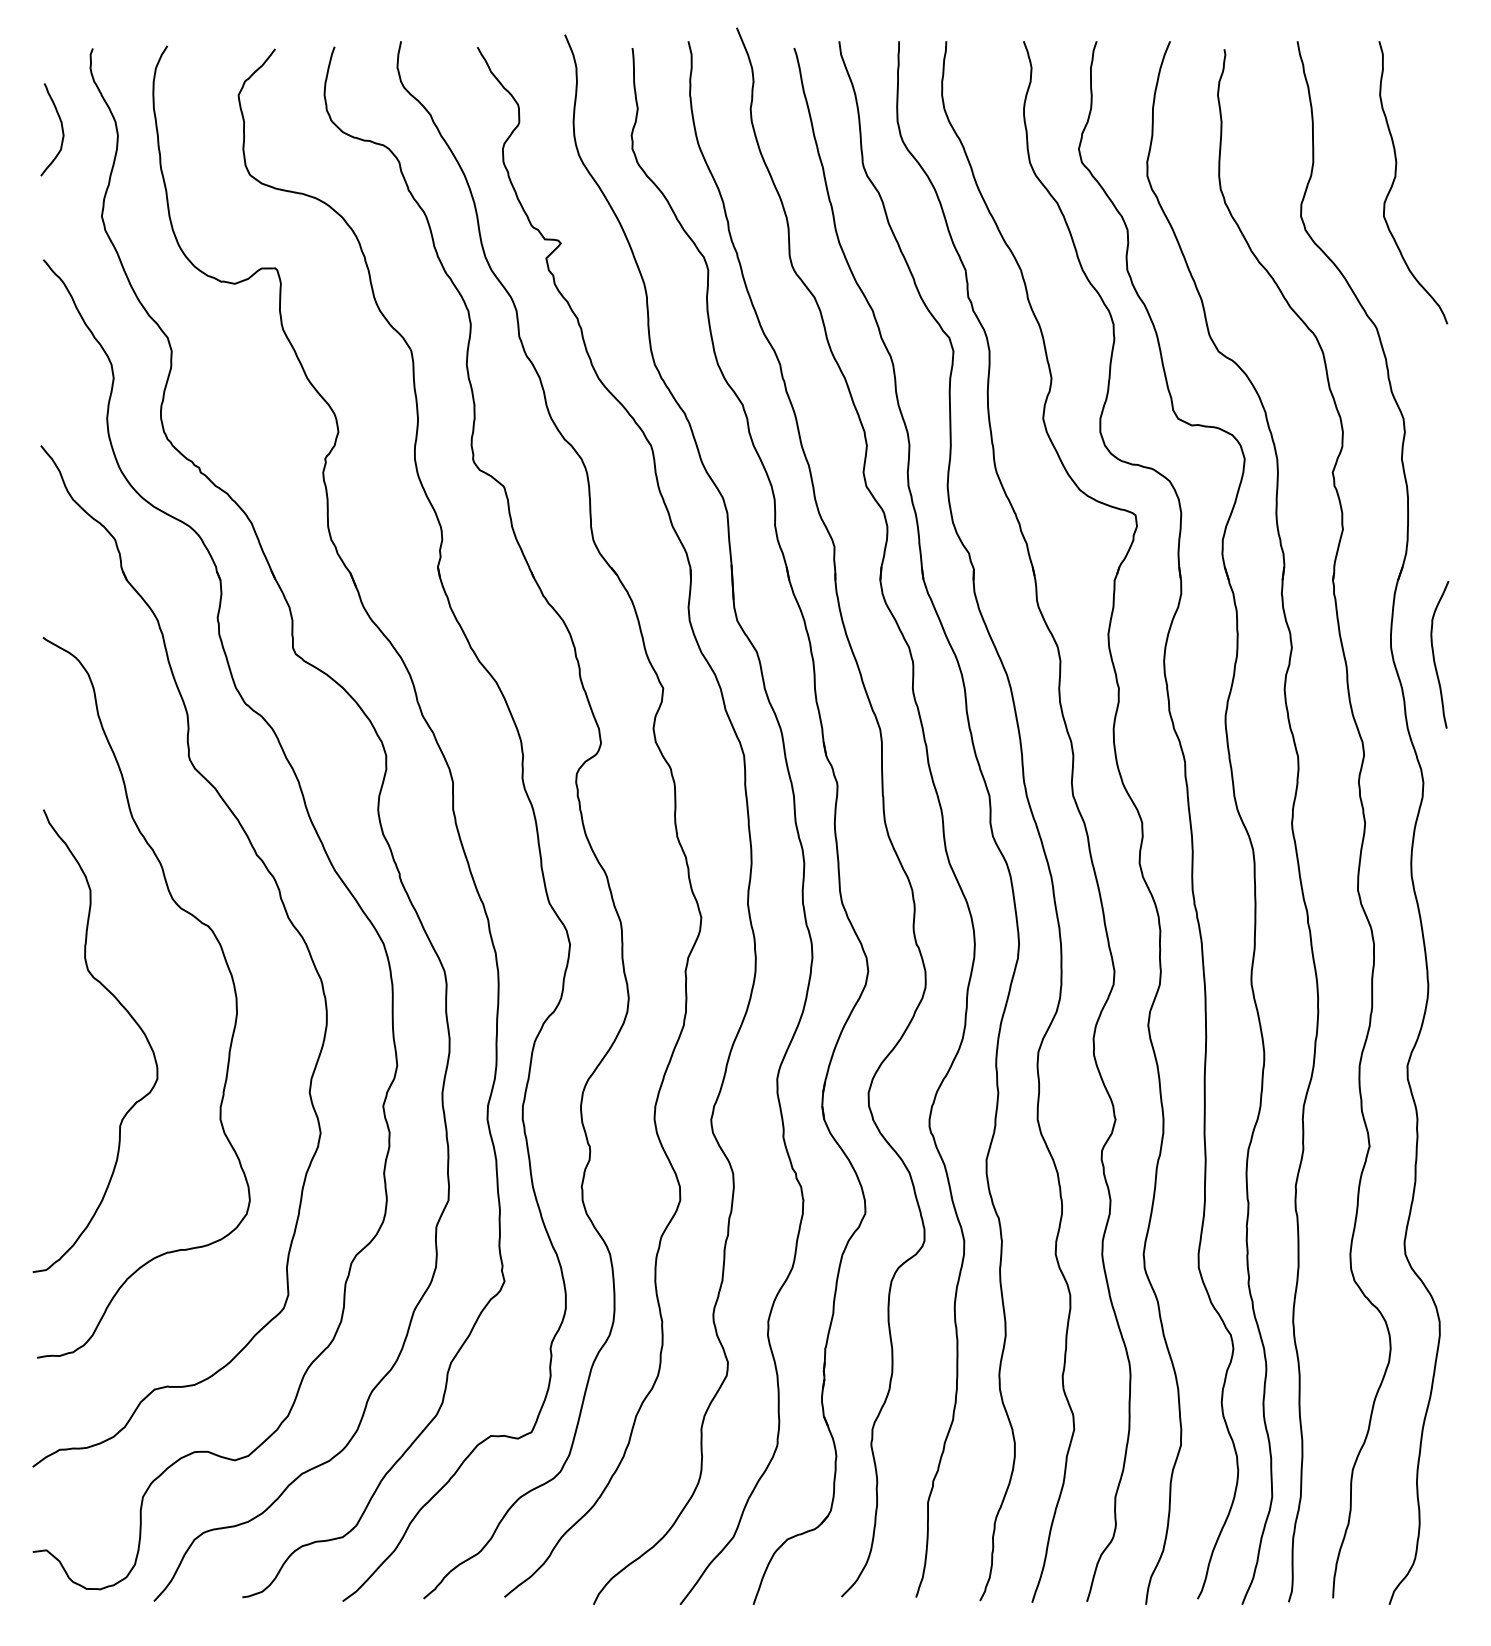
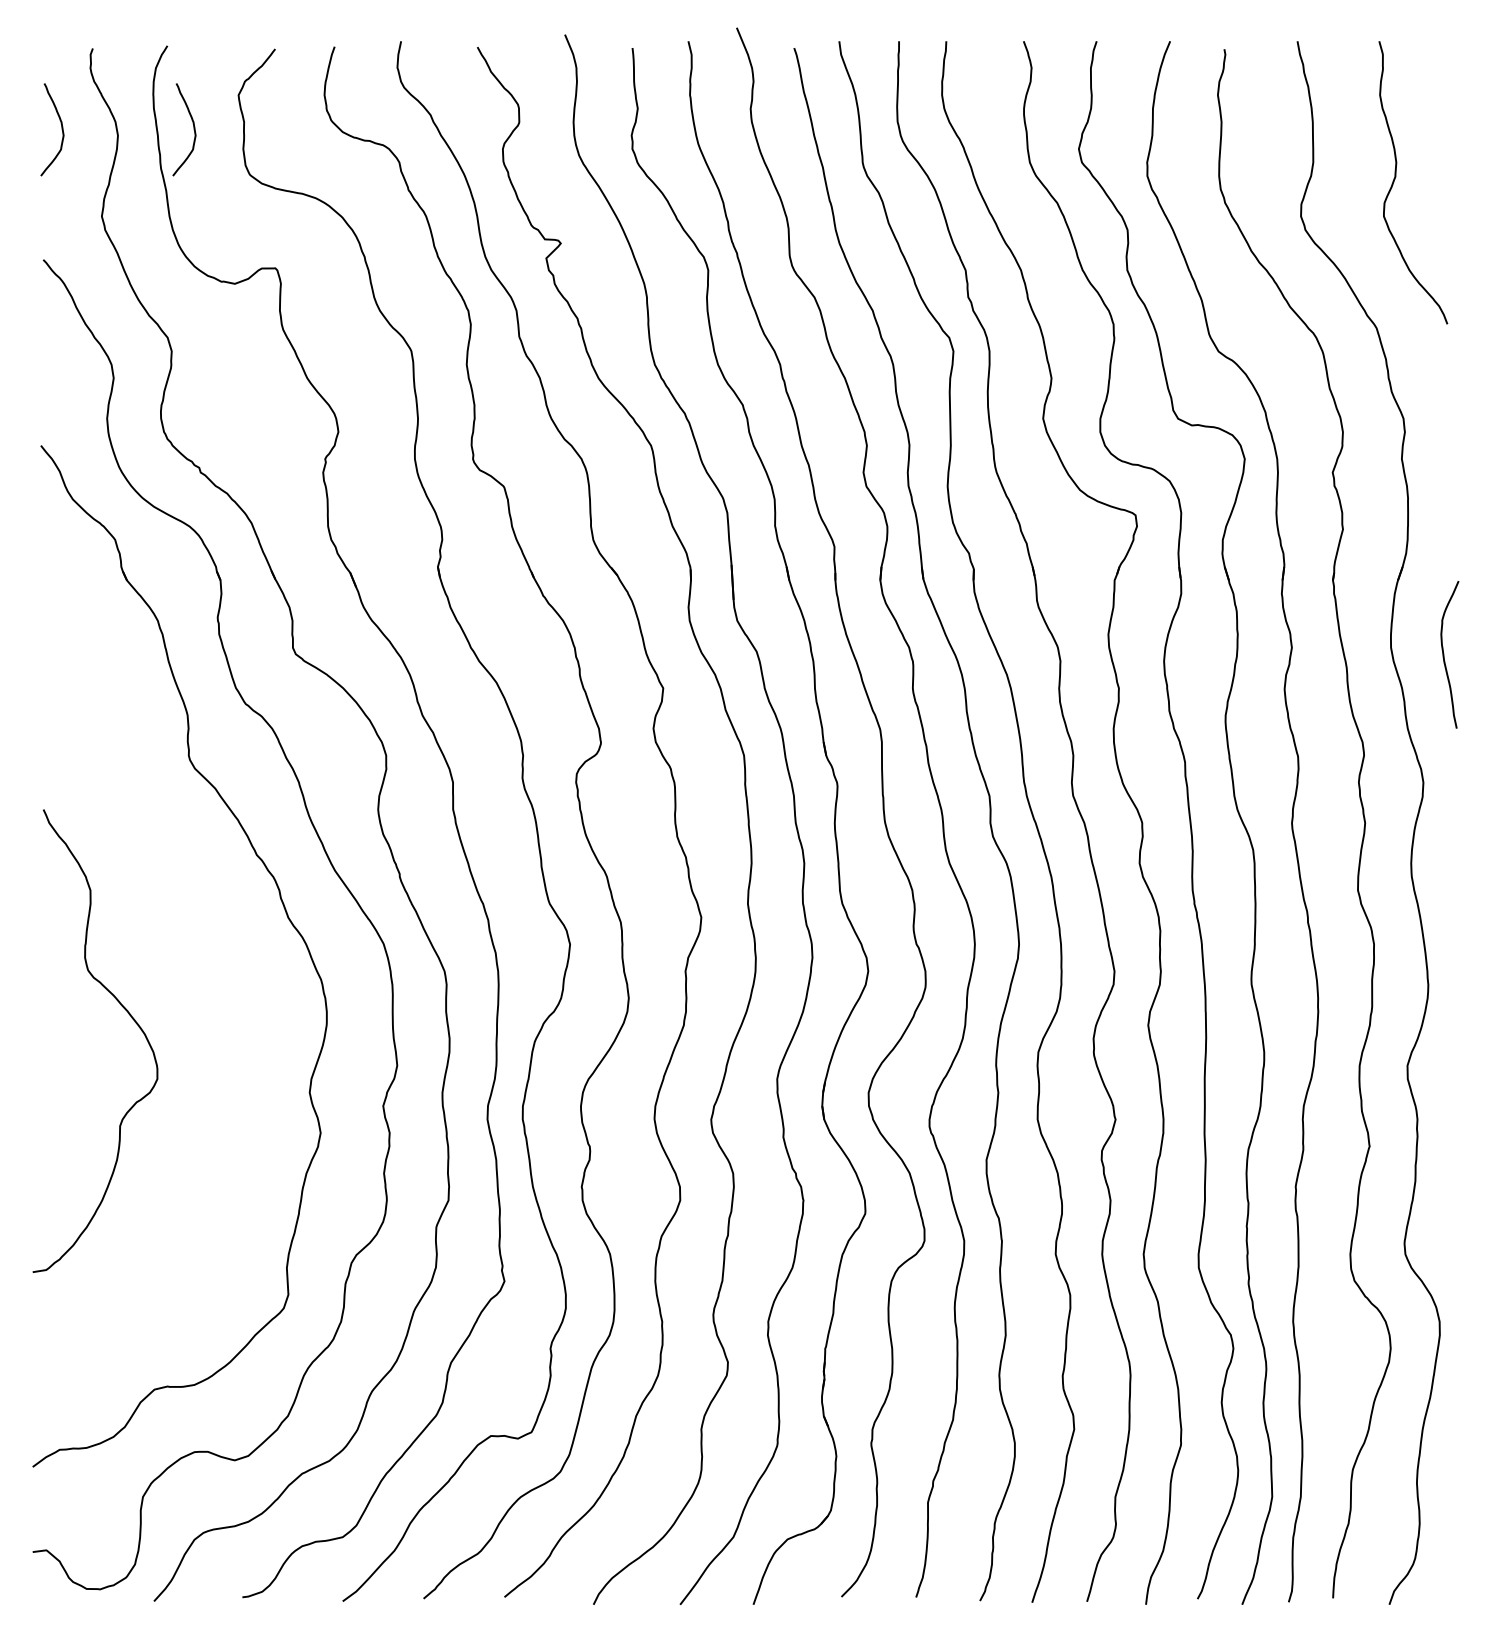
curve: none -> present (193, 129)
curve position: (1434, 654) -> (1444, 654) (1444, 654)
curve: present -> none (225, 963)
